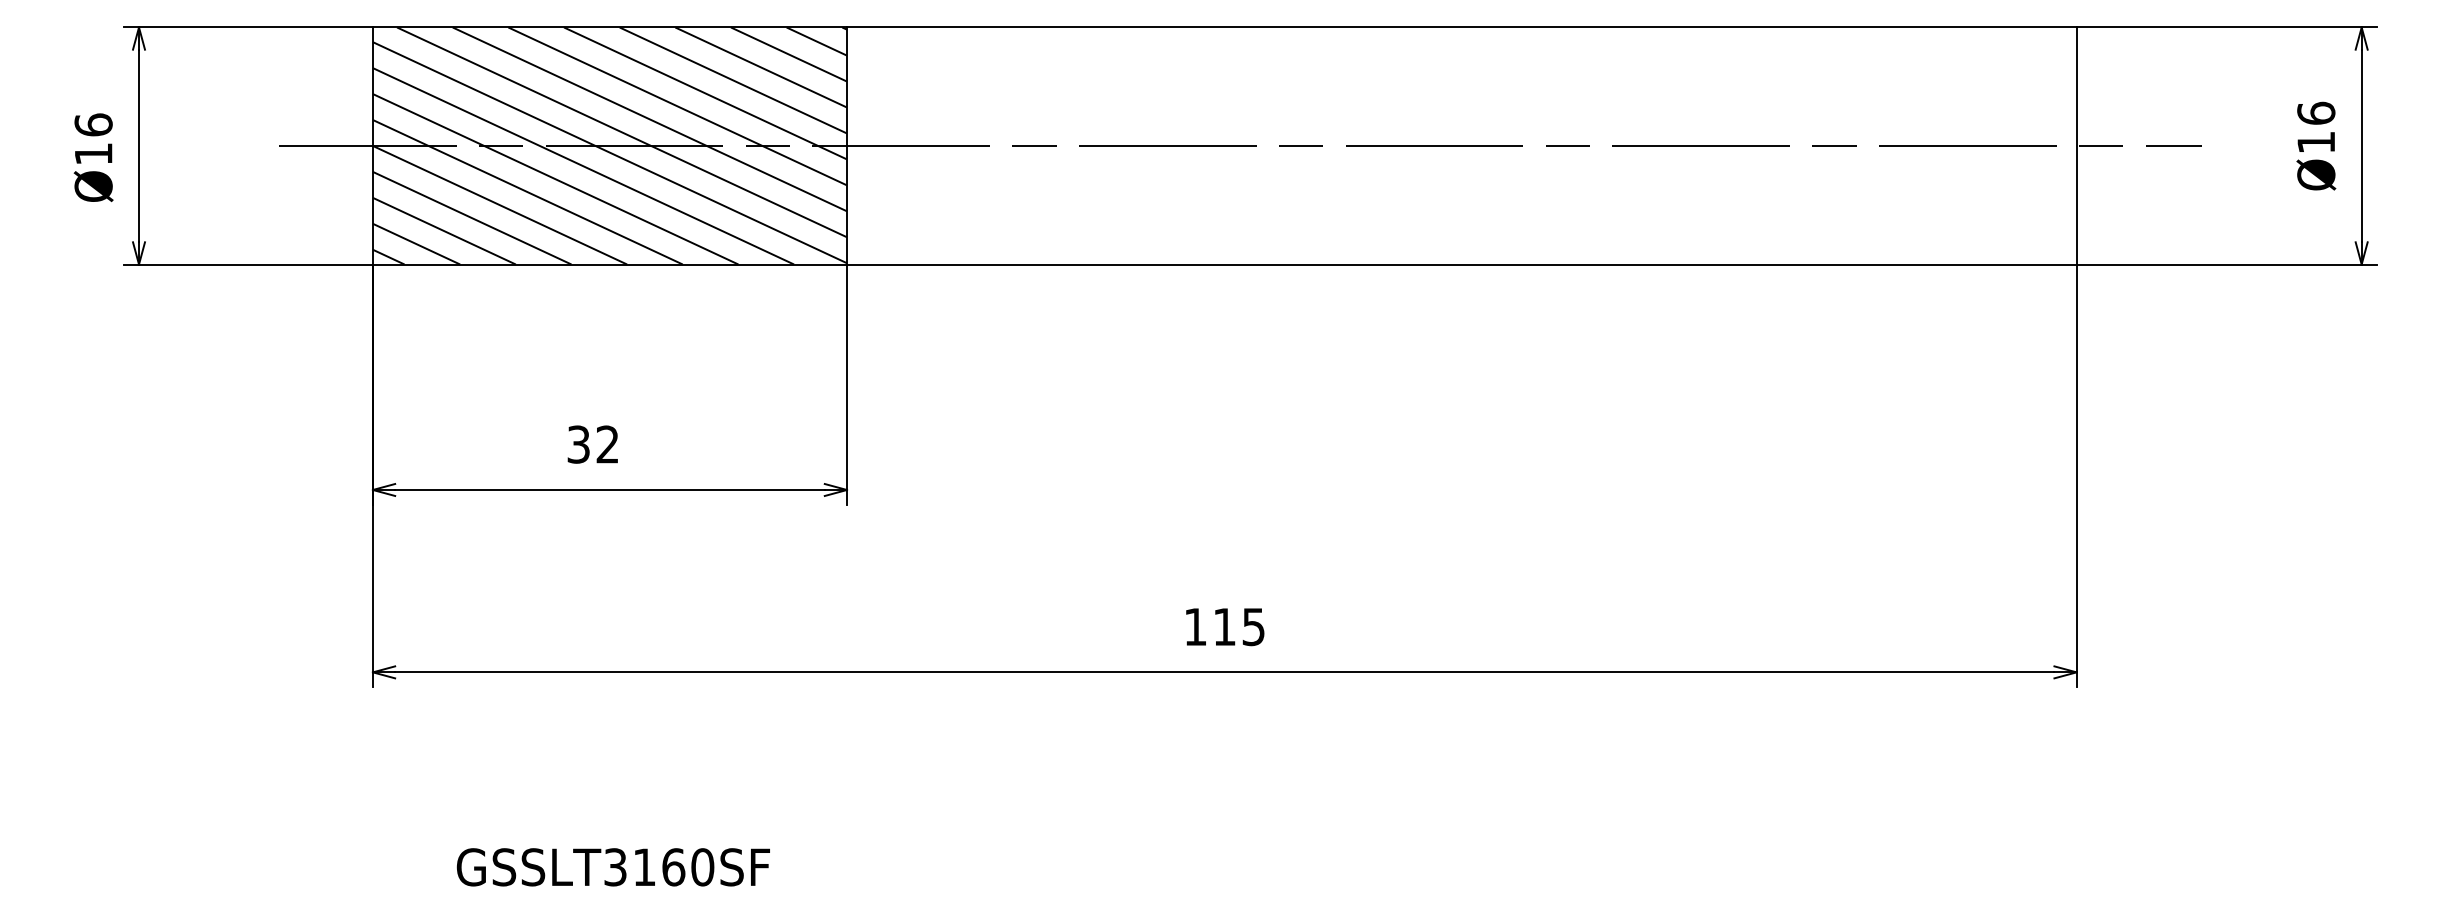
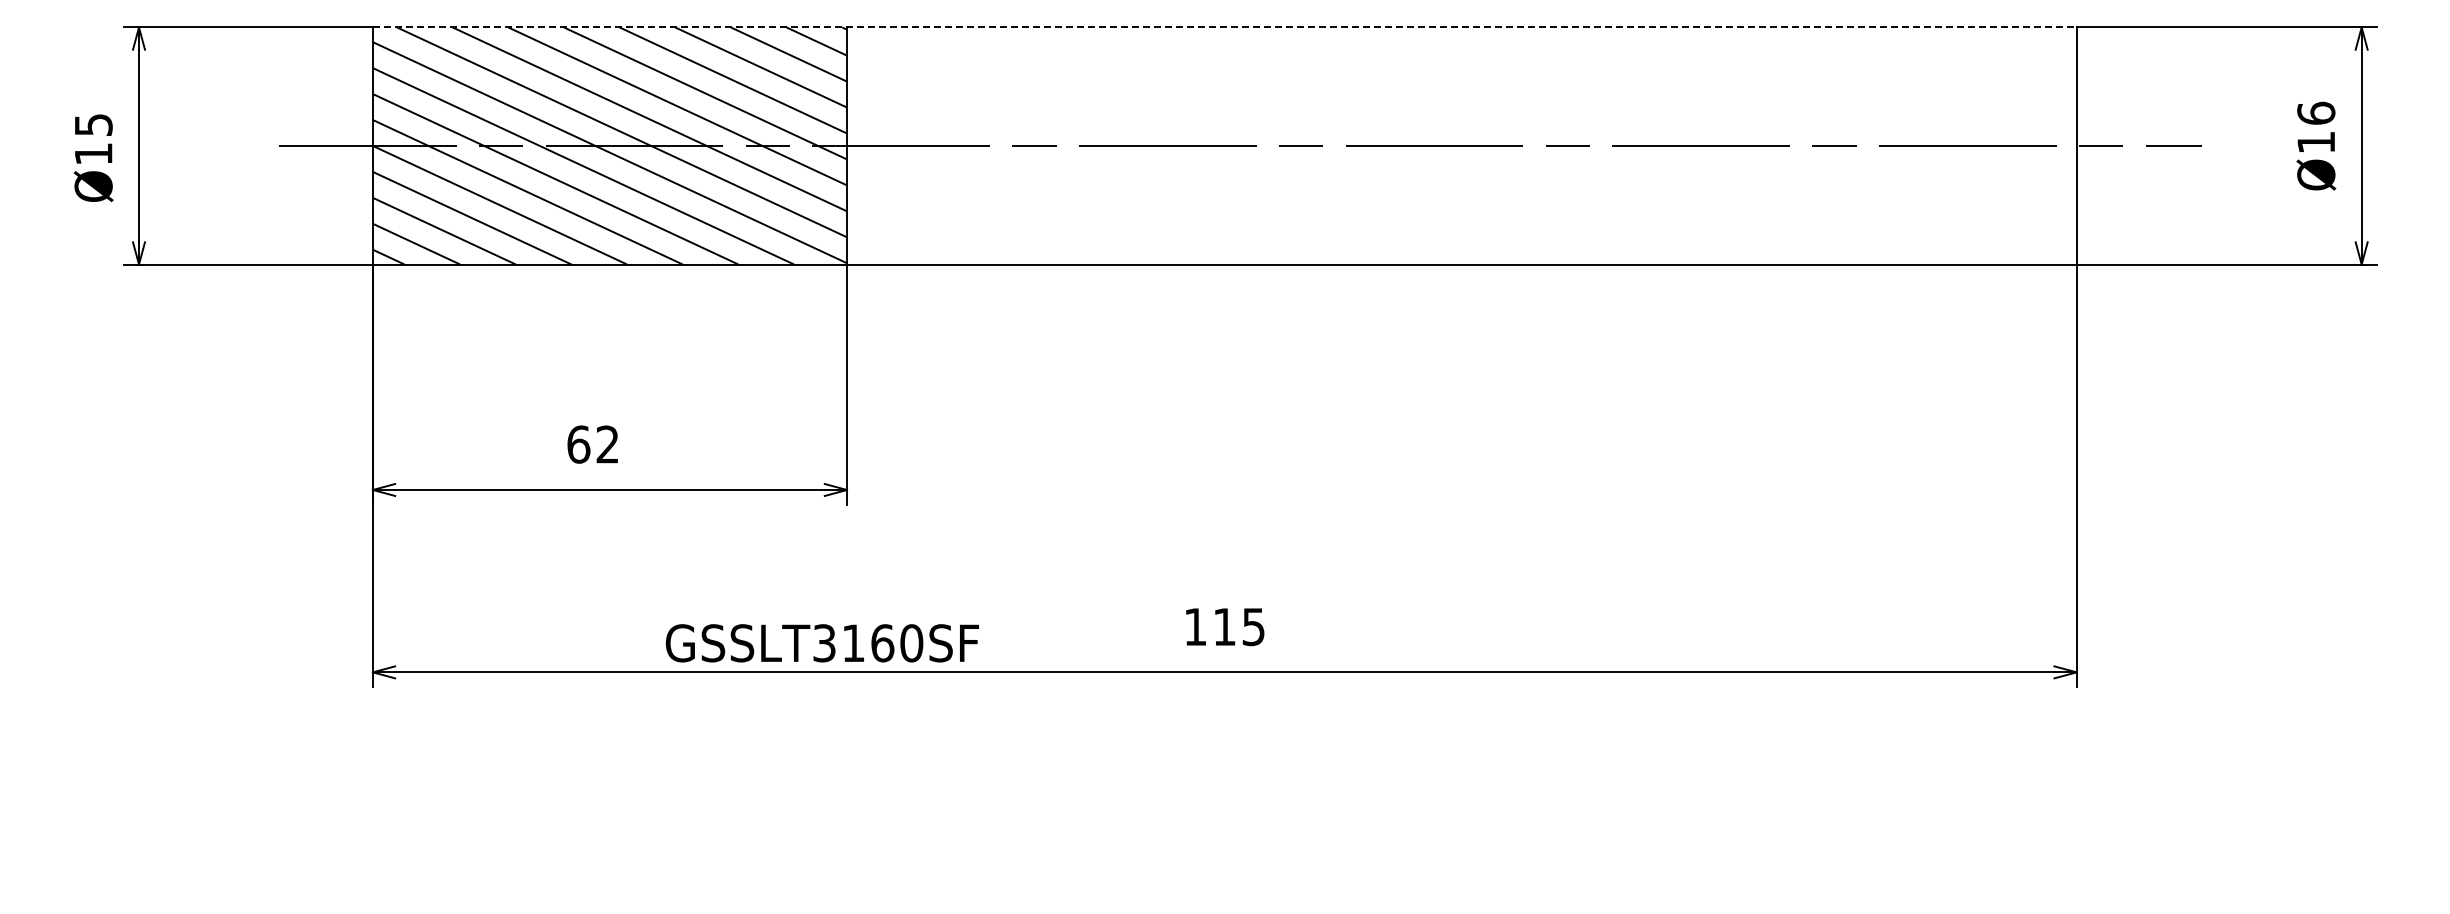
line: solid -> dashed (1224, 27)
text: Ø16 -> Ø15 (93, 124)
text: 32 -> 62 (578, 444)
text position: (612, 867) -> (821, 643) (821, 643)
